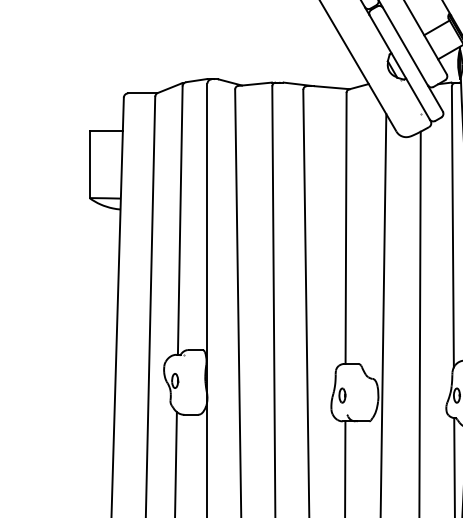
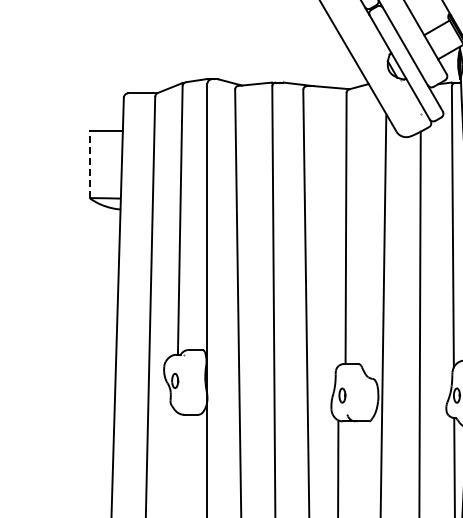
line: solid -> dashed (89, 164)
line: present -> none (175, 463)
line position: (345, 467) -> (338, 467) (338, 467)
